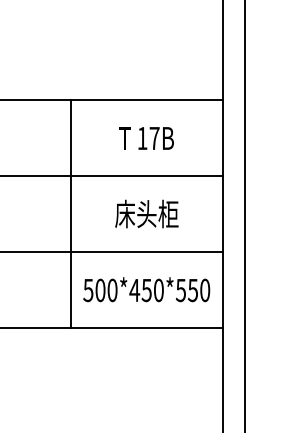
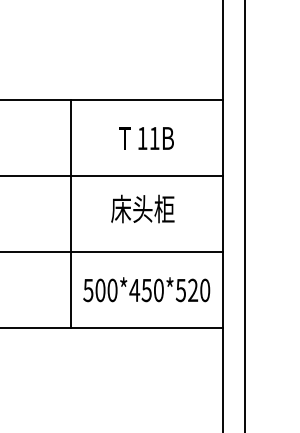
text: 17B -> 11B (154, 138)
text position: (146, 213) -> (142, 208) (142, 208)
text: 500*450*550 -> 500*450*520 (193, 290)
